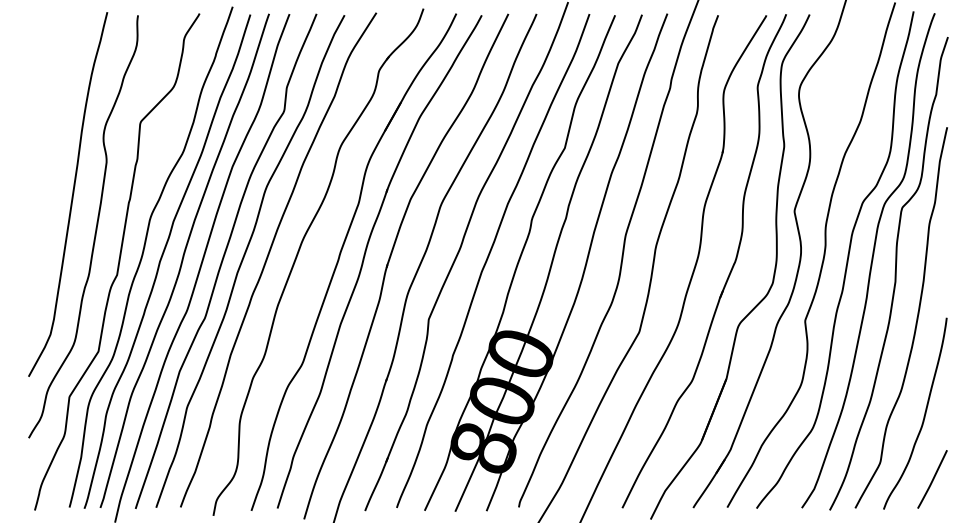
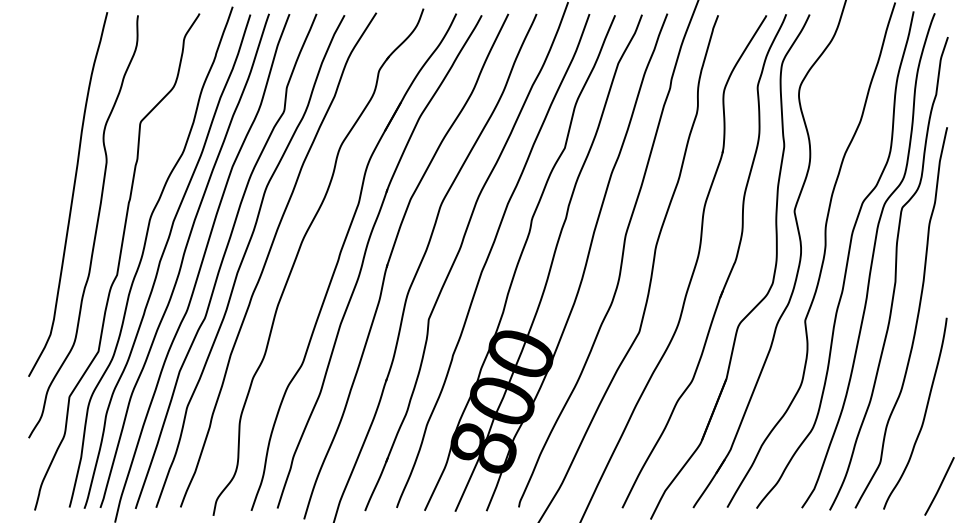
line position: (932, 479) -> (939, 486) (939, 486)
